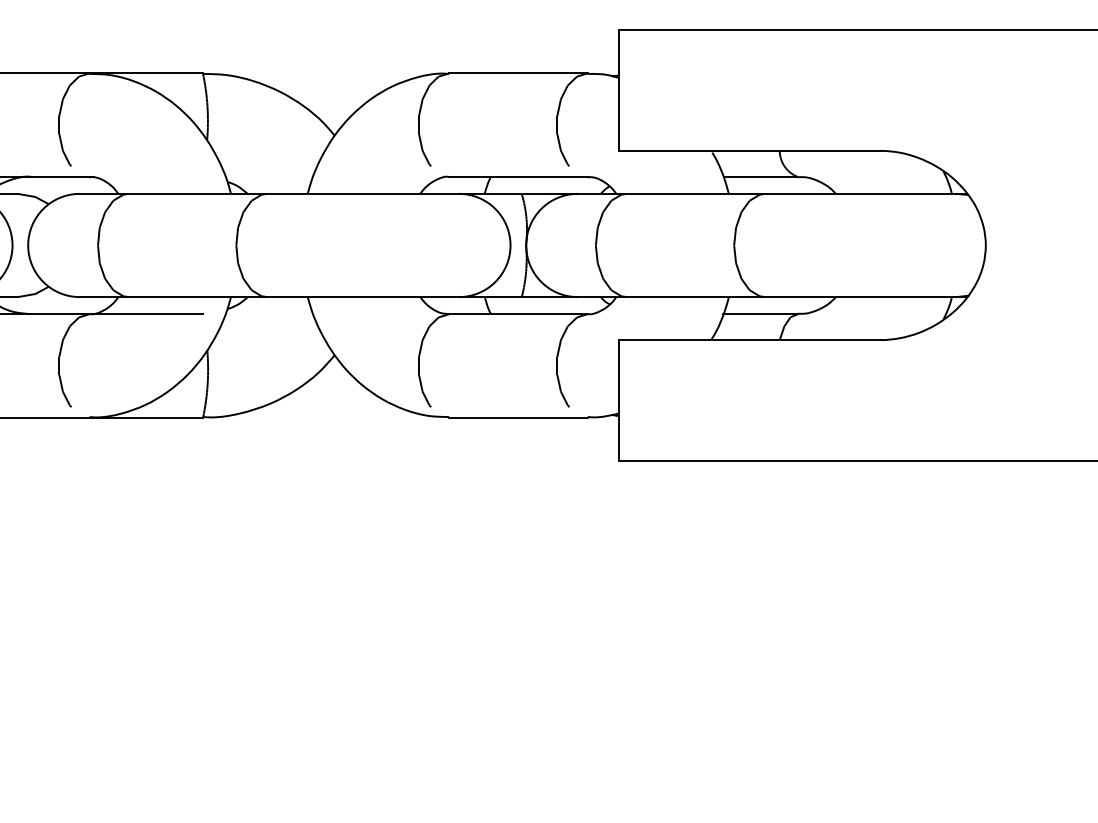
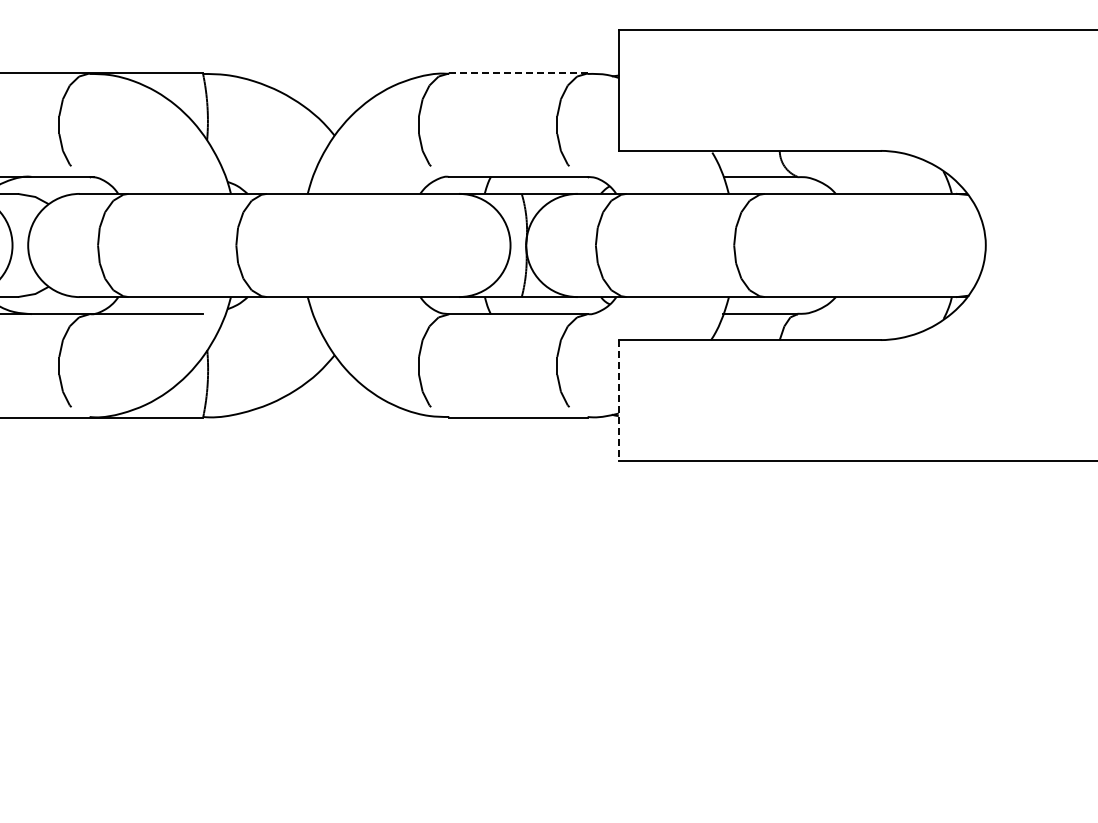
line: solid -> dashed (517, 73)
line: solid -> dashed (618, 400)
